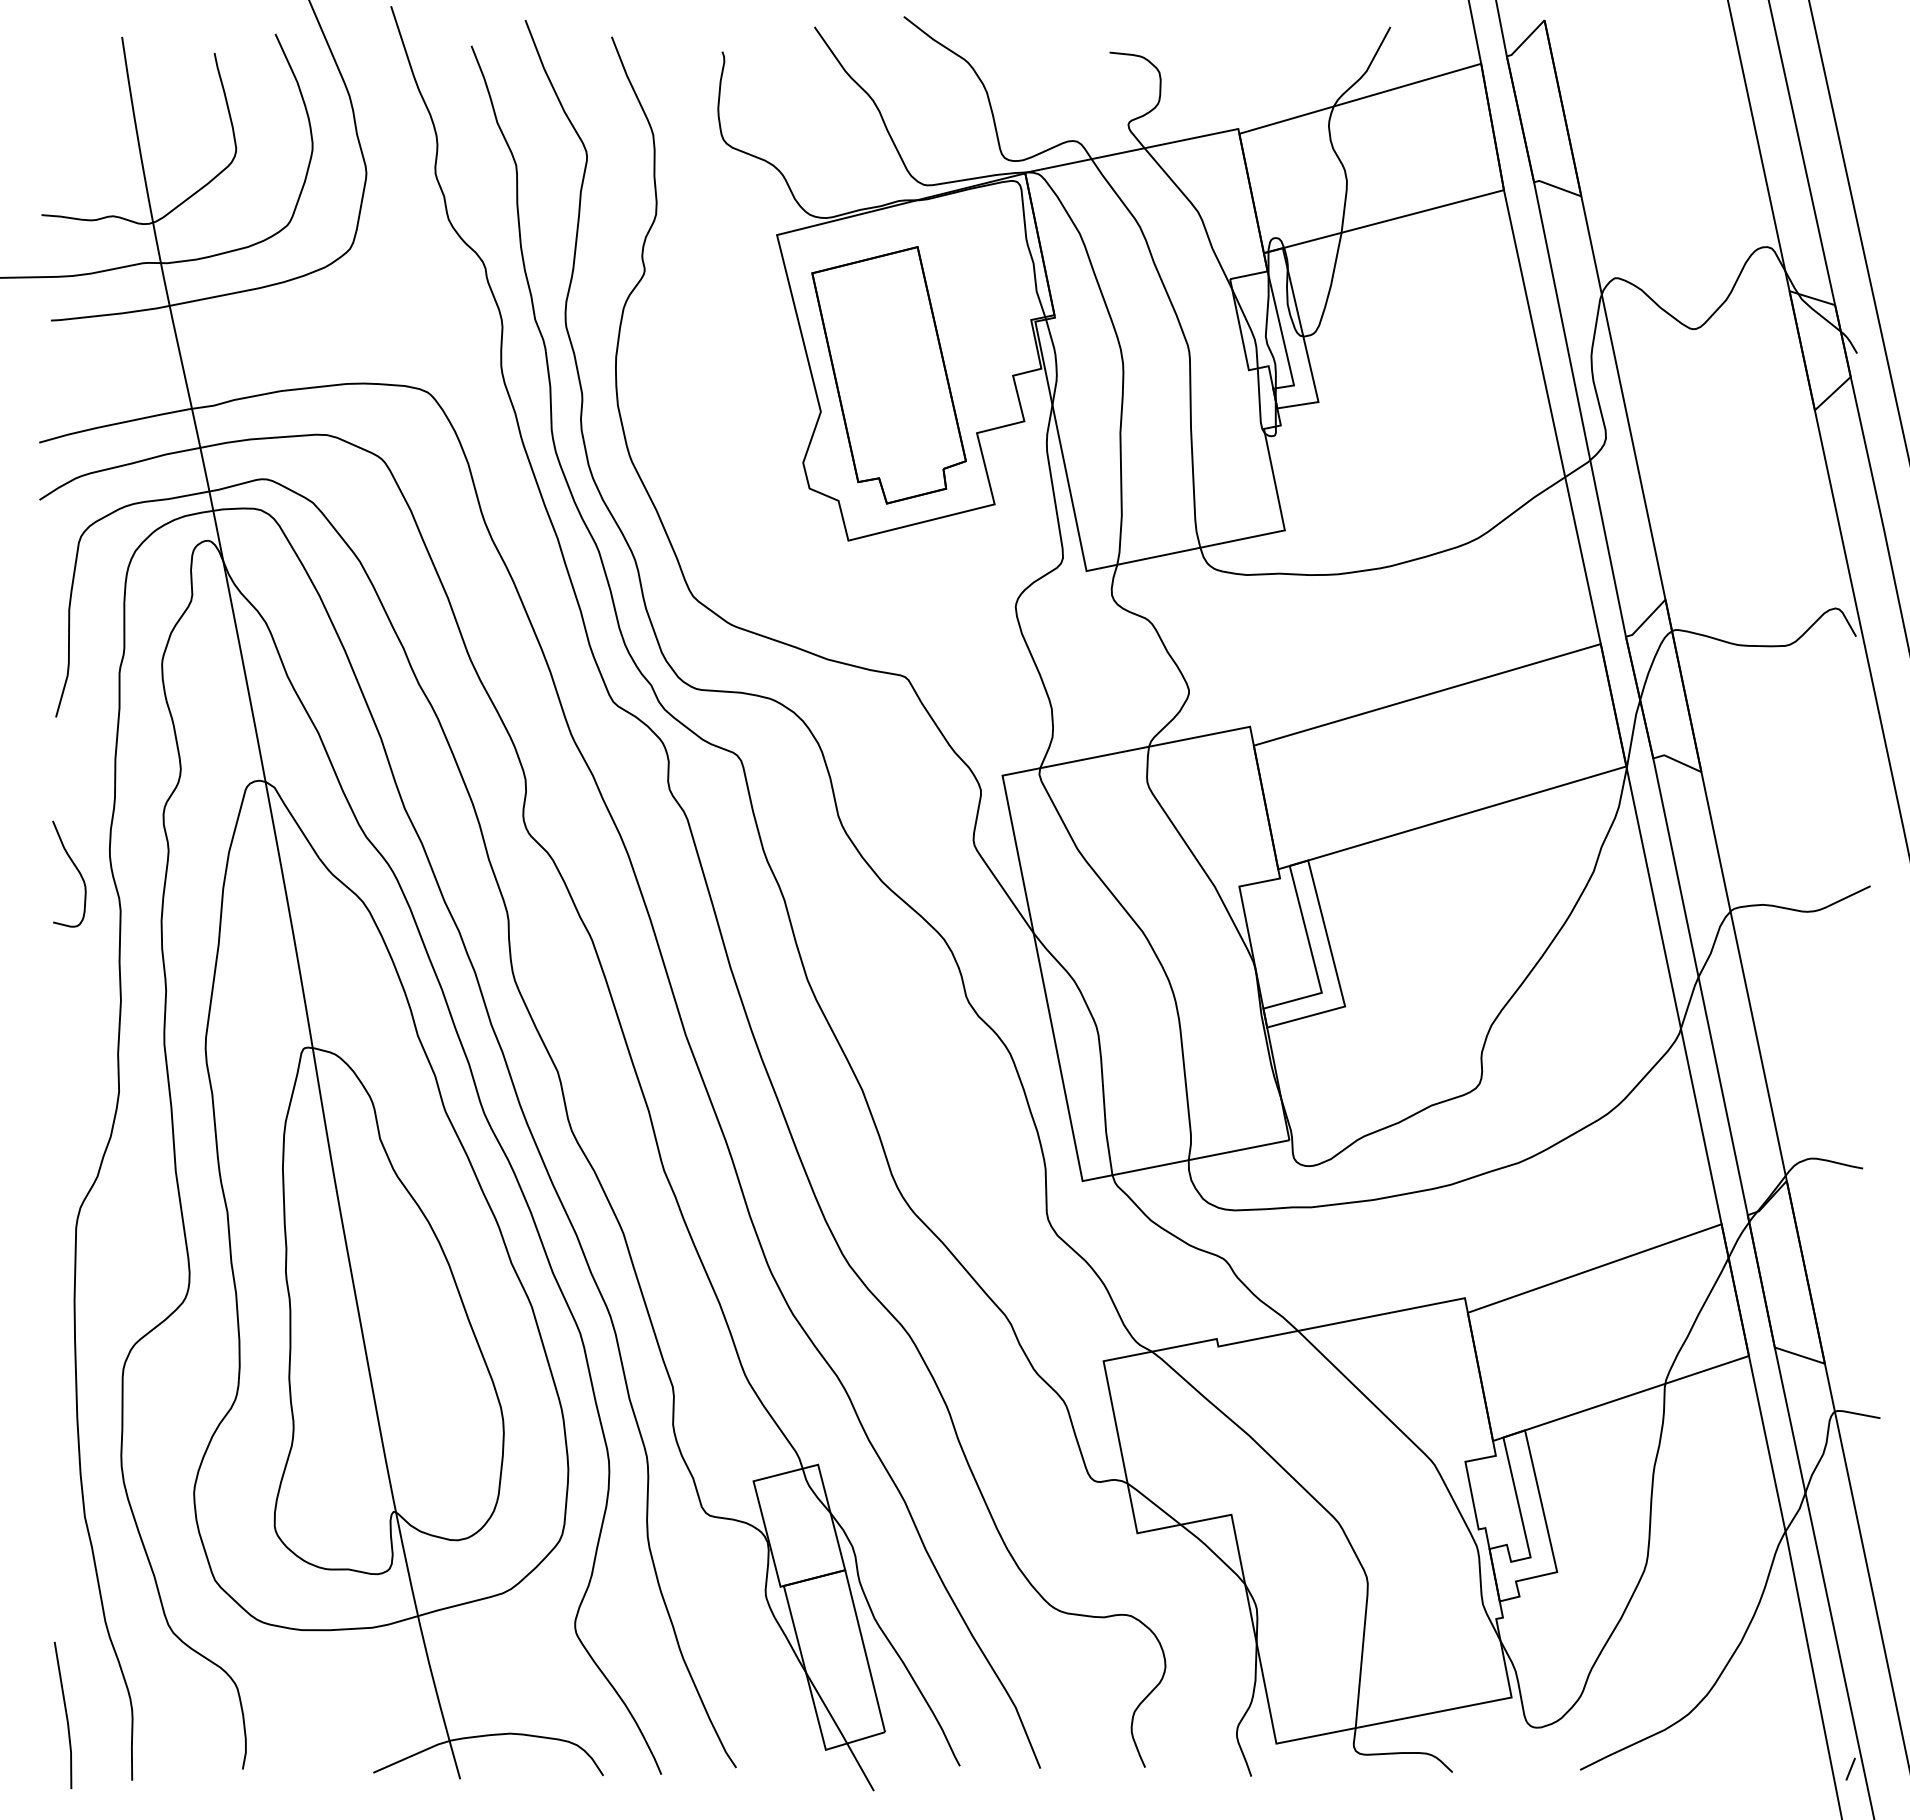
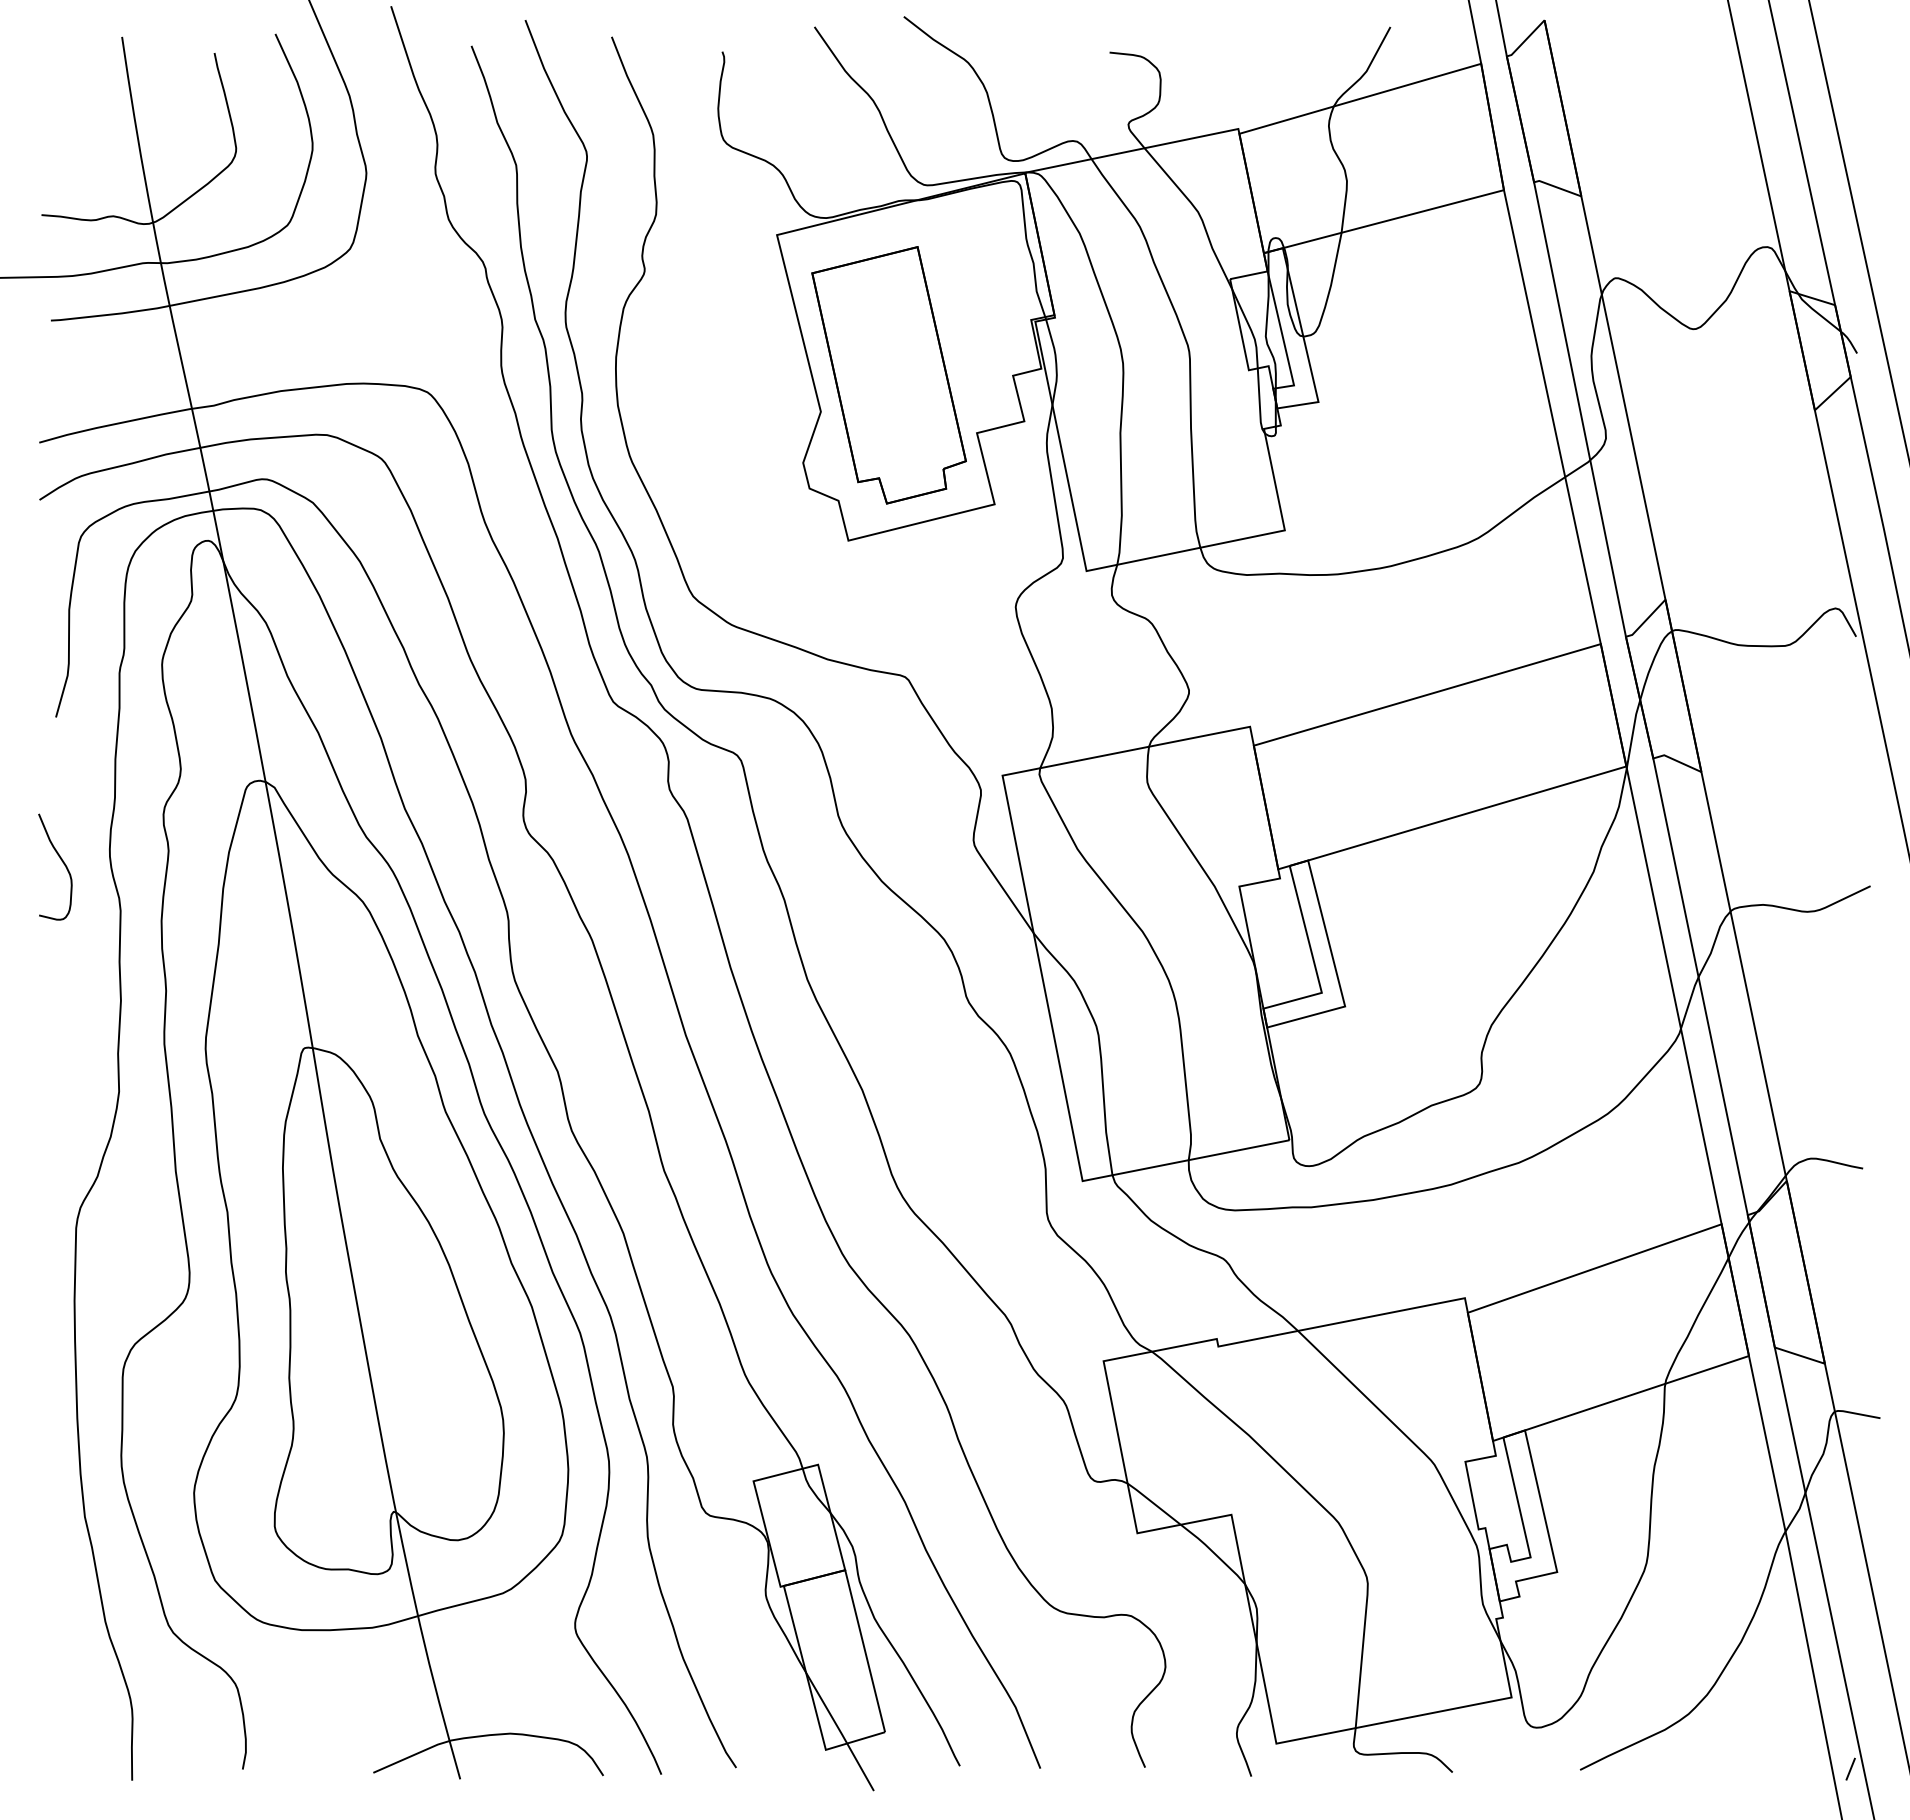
curve position: (75, 868) -> (61, 861) (61, 861)
line: present -> none (65, 1715)
